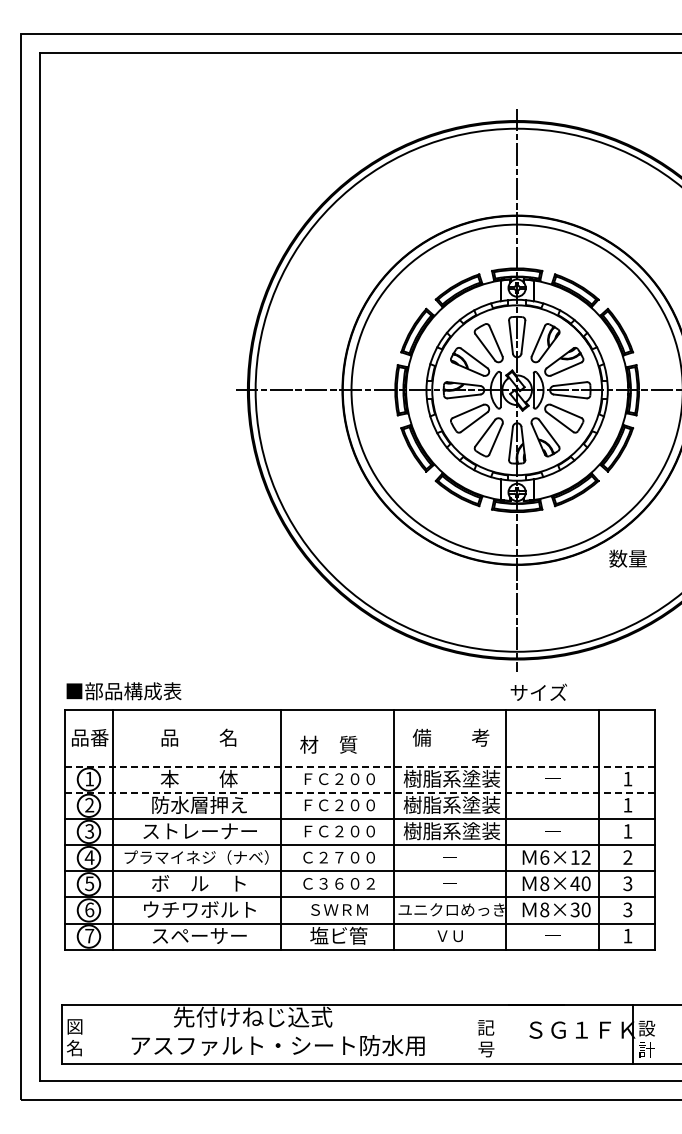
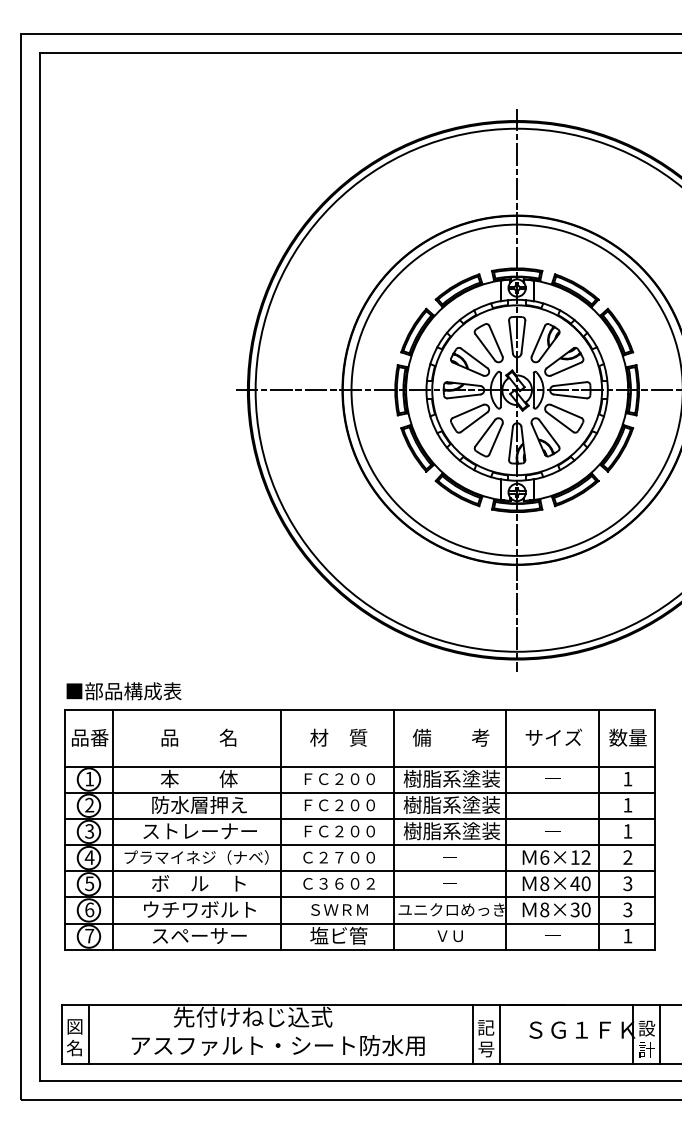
text position: (627, 558) -> (627, 737) (627, 737)
text position: (538, 691) -> (553, 736) (553, 736)
text position: (328, 744) -> (338, 737) (338, 737)
line: dashed -> solid (360, 766)
line: dashed -> solid (360, 792)
line: none -> present (88, 1034)
line: none -> present (473, 1034)
line: none -> present (499, 1034)
line: none -> present (660, 1034)
